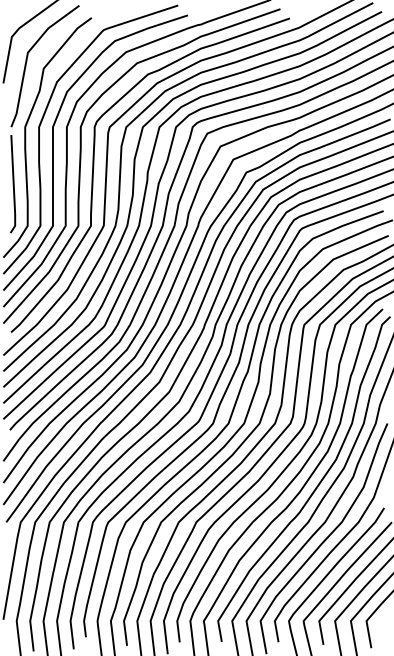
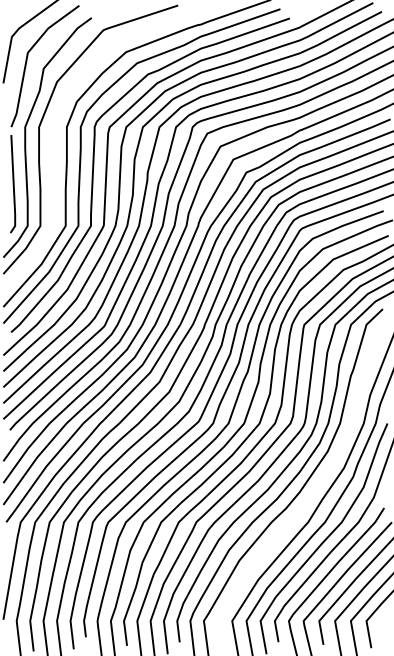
curve: present -> none (53, 152)
curve: present -> none (315, 487)
